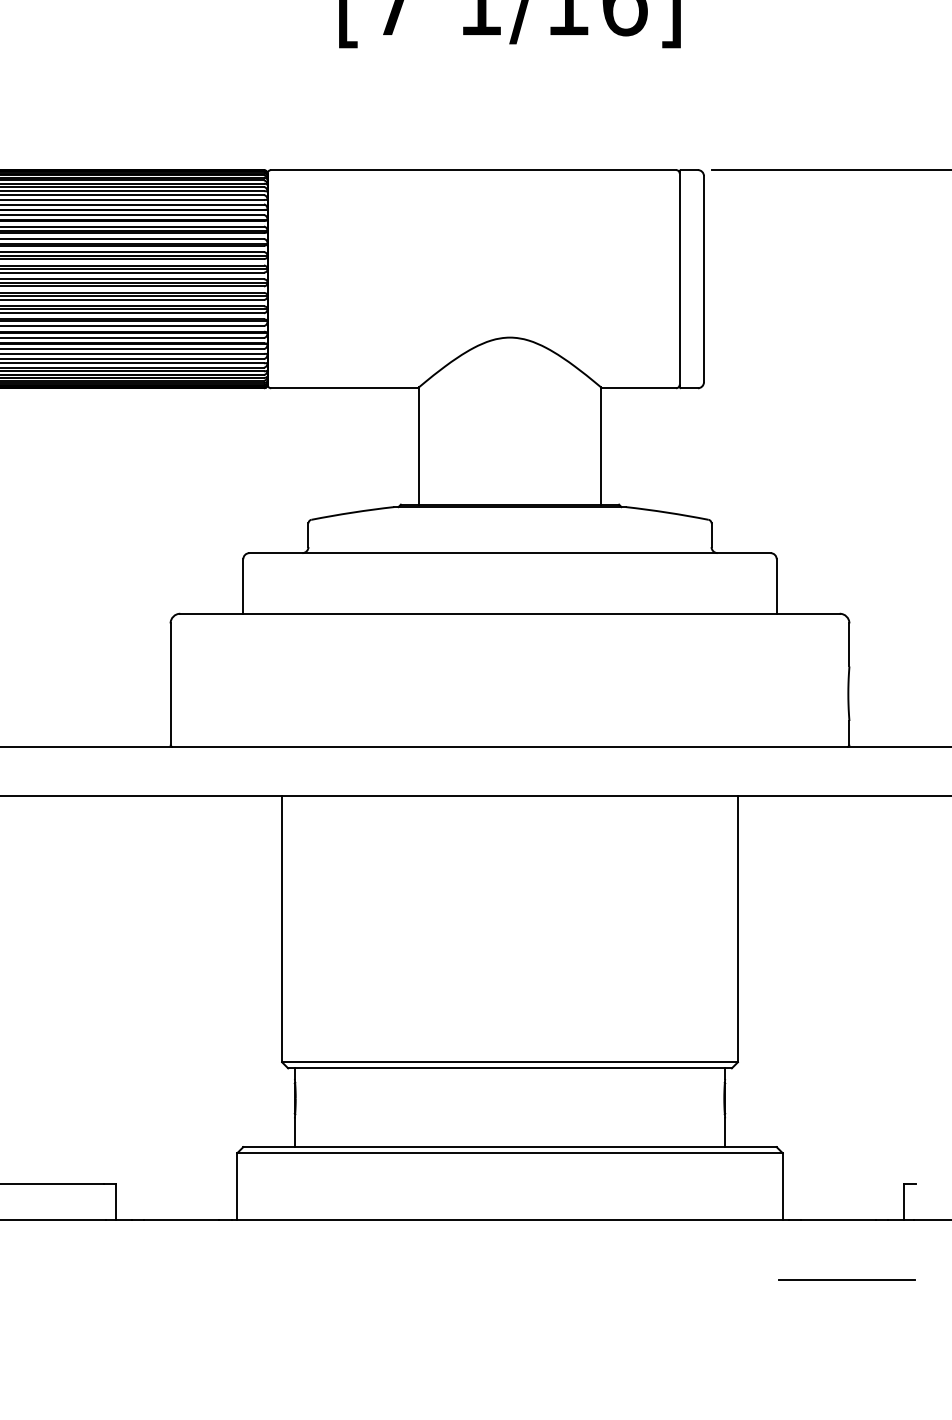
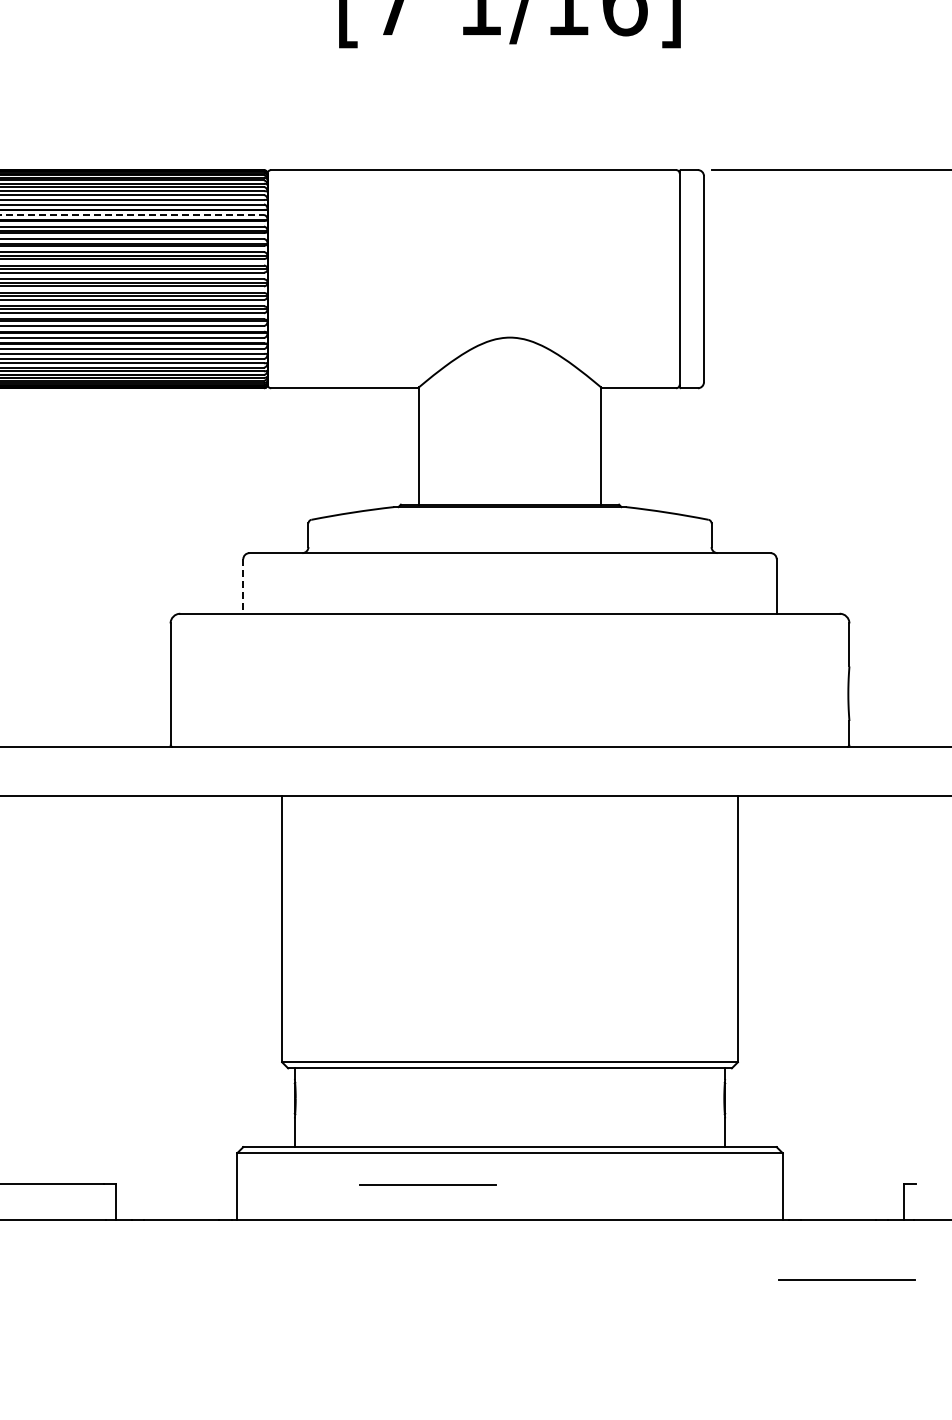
line: solid -> dashed (132, 215)
line: solid -> dashed (243, 586)
line: none -> present (427, 1184)
